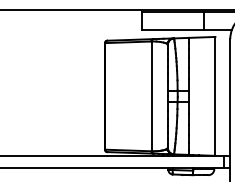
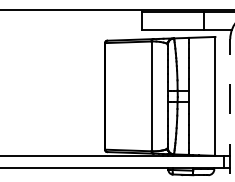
line: solid -> dashed (230, 110)
